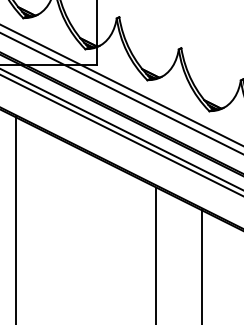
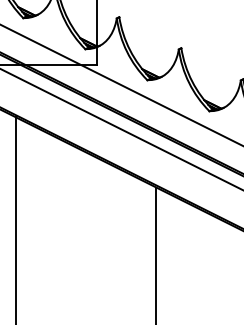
line: present -> none (121, 93)
line: present -> none (121, 134)
line: present -> none (202, 265)
